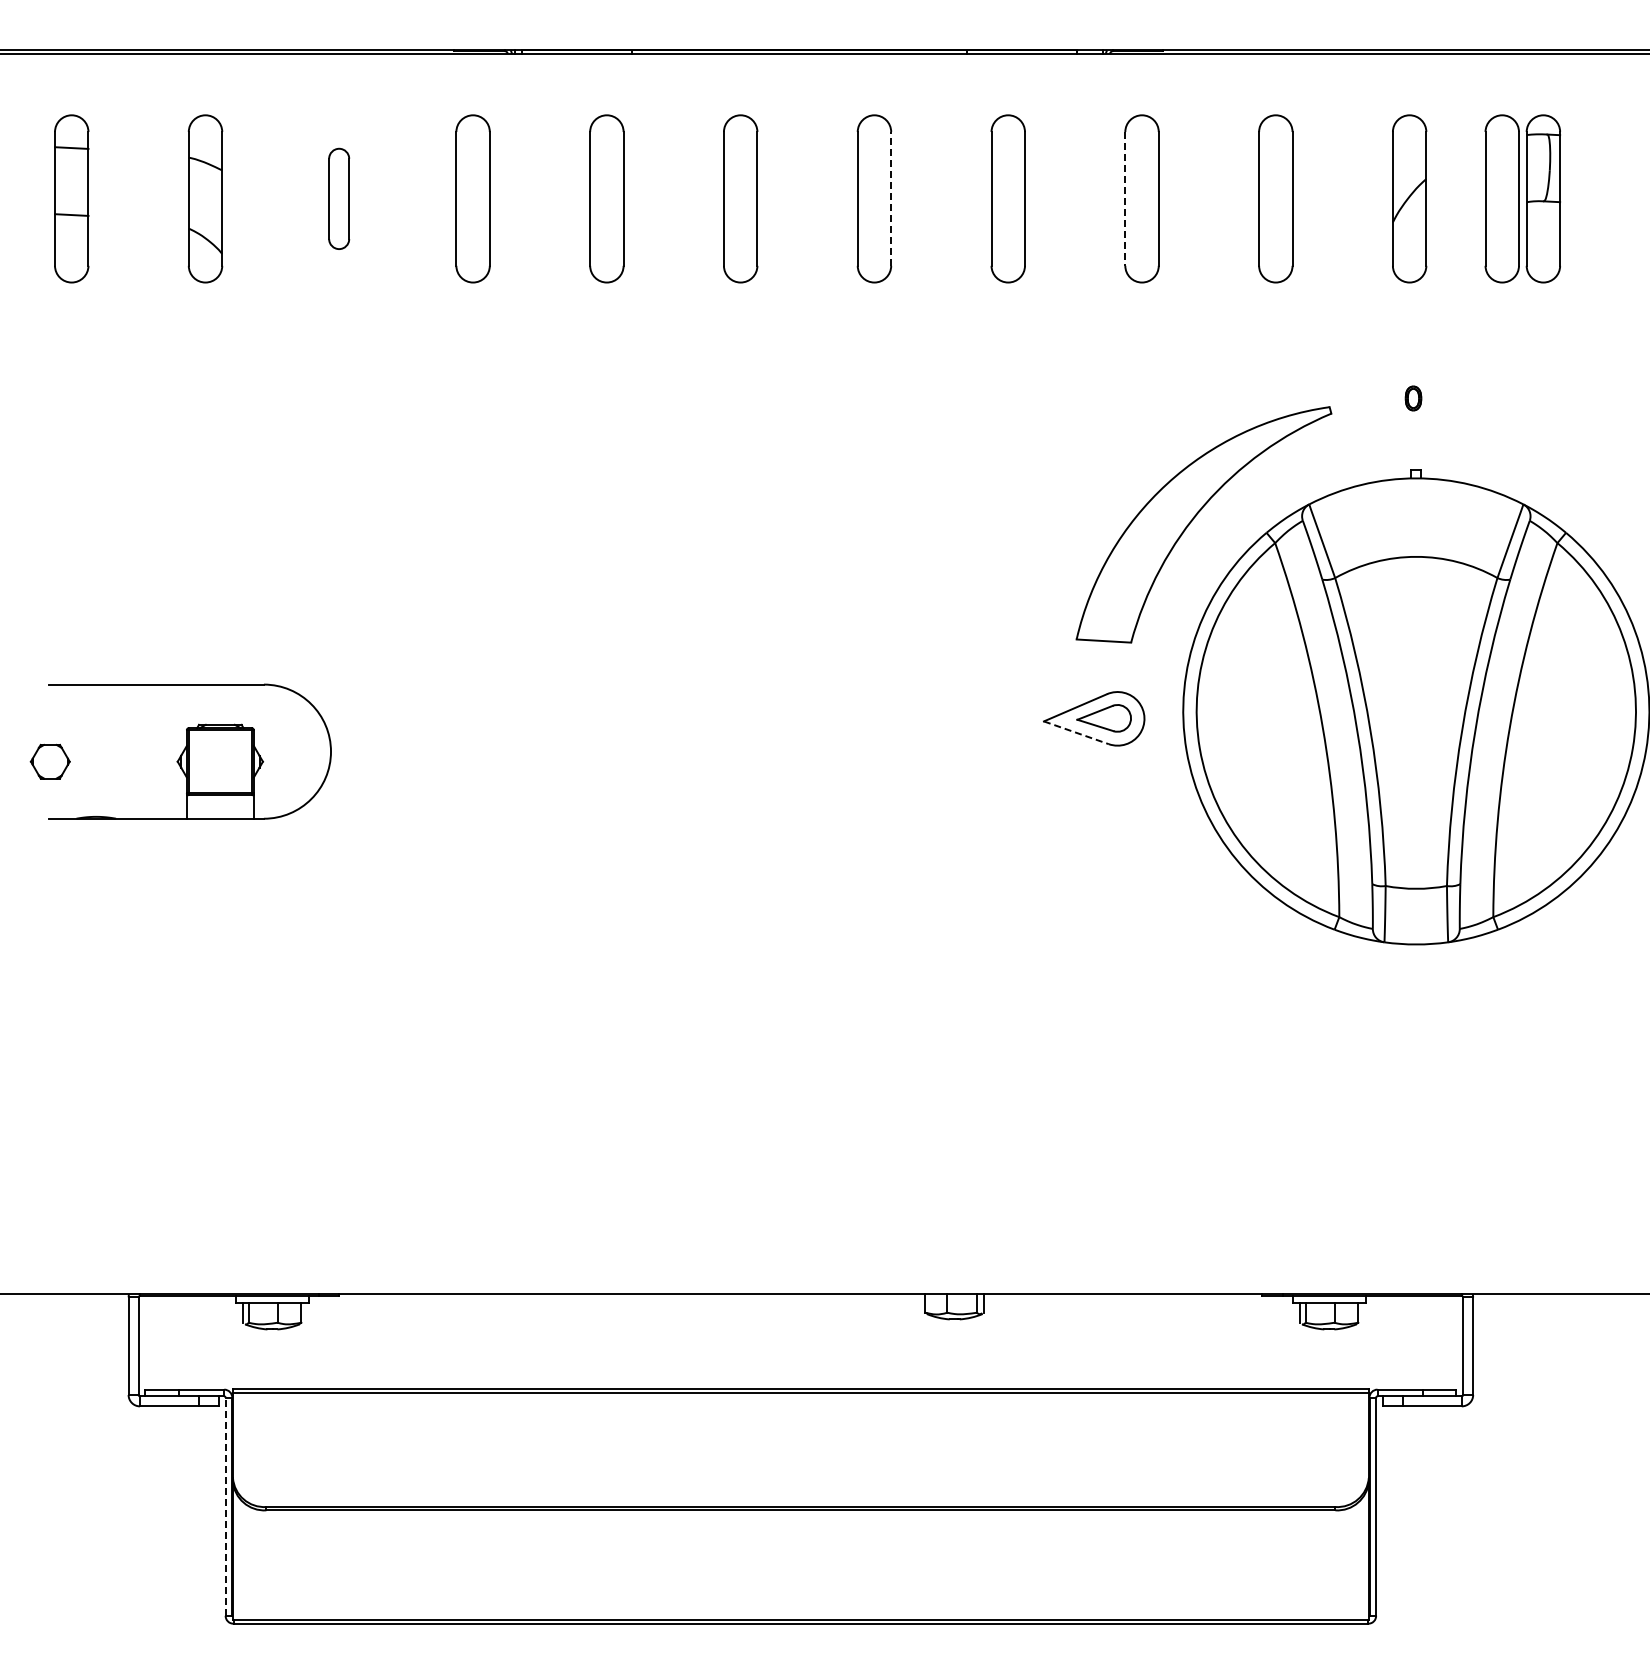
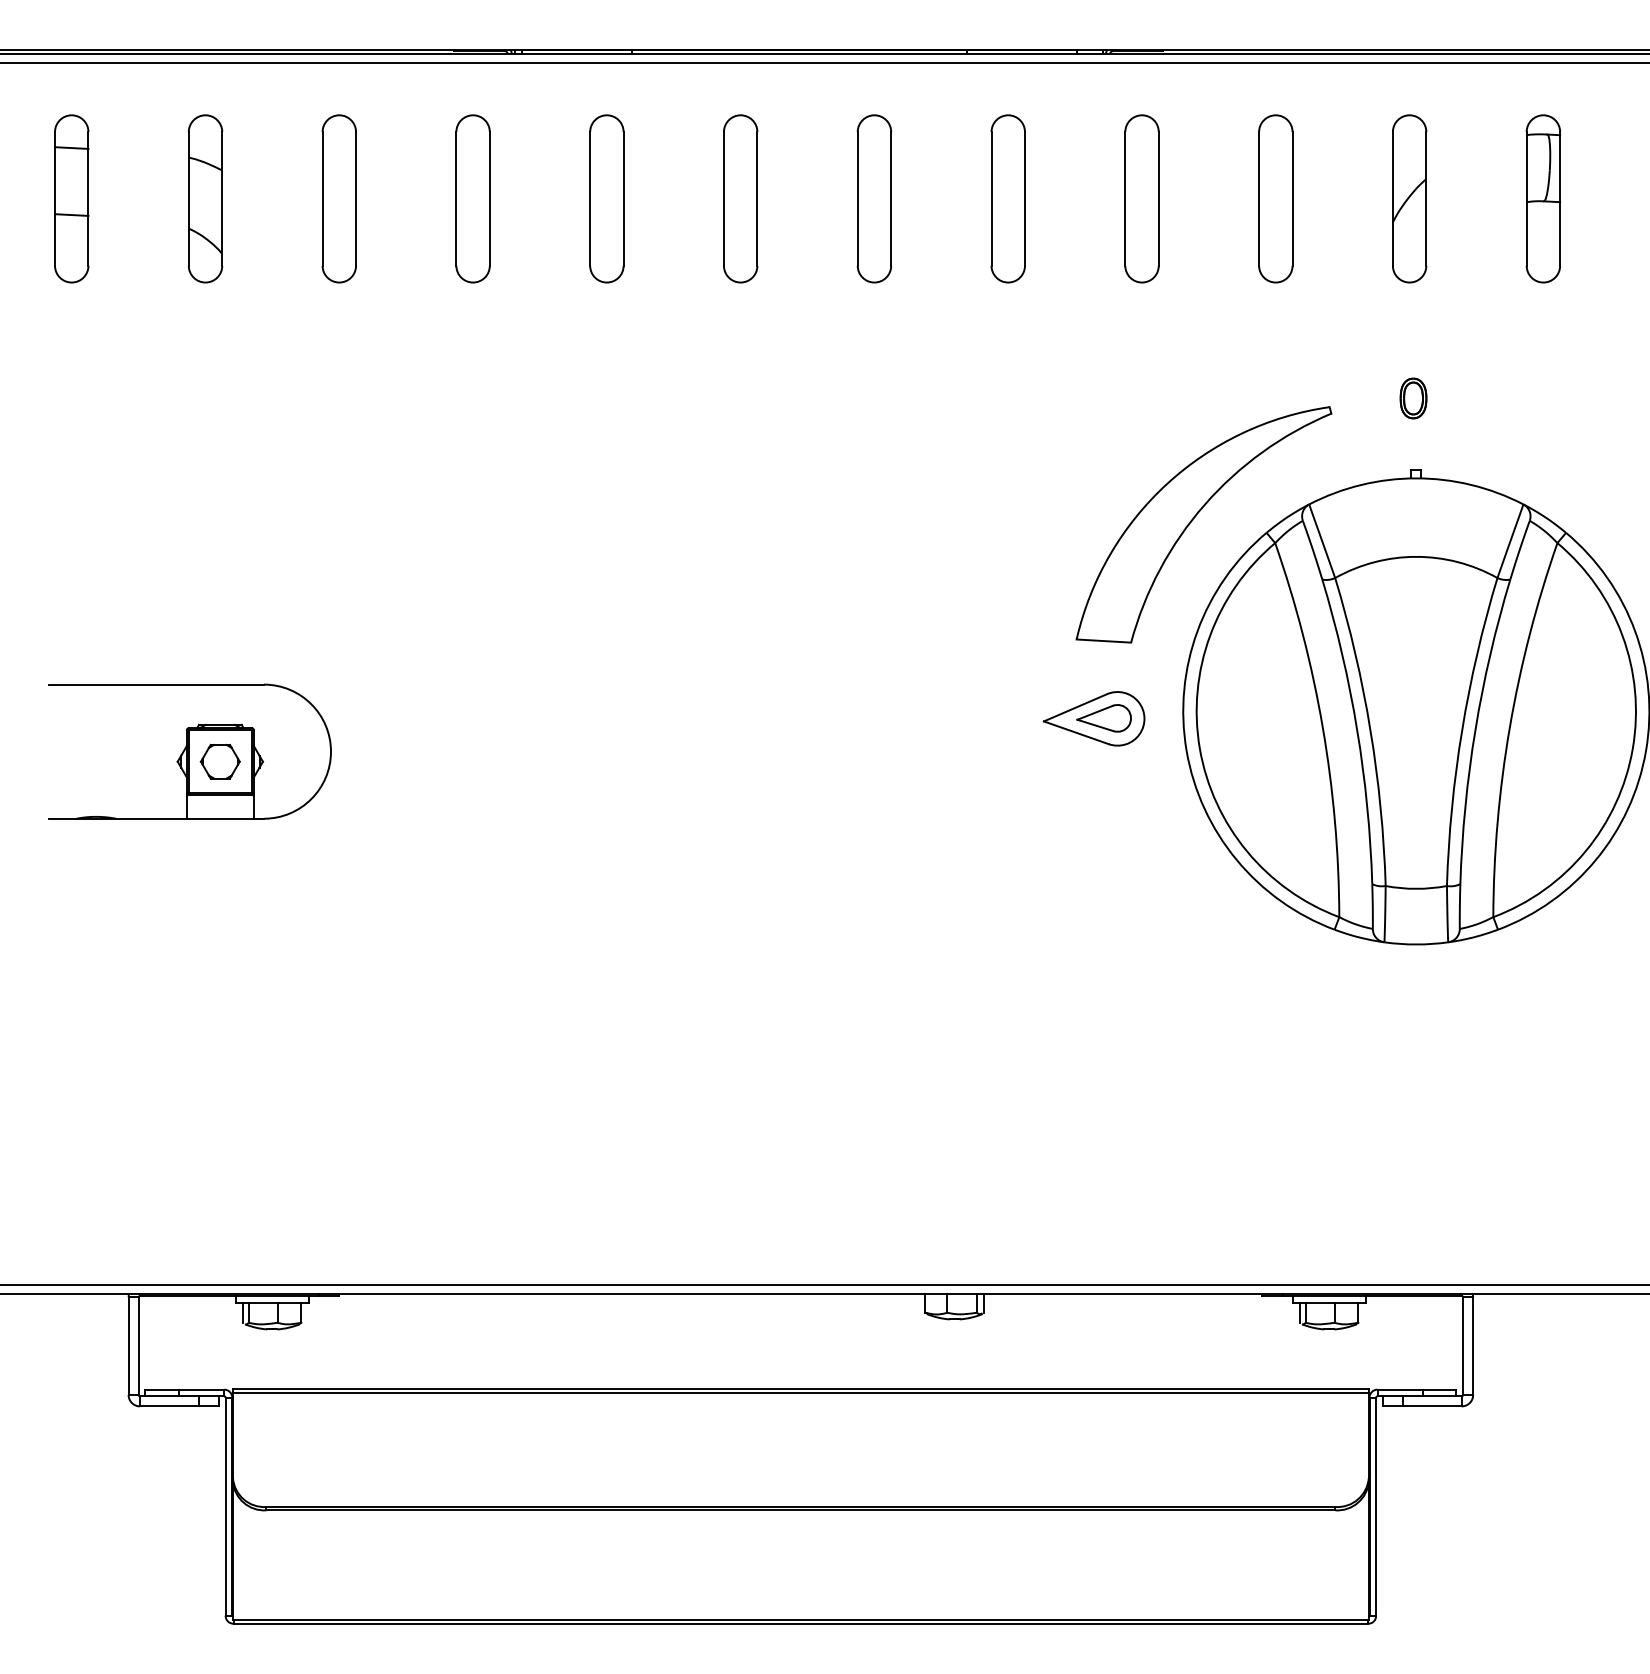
line: none -> present (824, 63)
part size: 23x103 px -> 36x170 px (338, 198)
line: dashed -> solid (891, 198)
line: dashed -> solid (1125, 198)
part: present -> none (1501, 198)
part size: 19x27 px -> 29x43 px (1413, 398)
line: dashed -> solid (1076, 732)
part position: (49, 761) -> (219, 761) (219, 761)
line: none -> present (824, 1284)
line: dashed -> solid (225, 1506)
